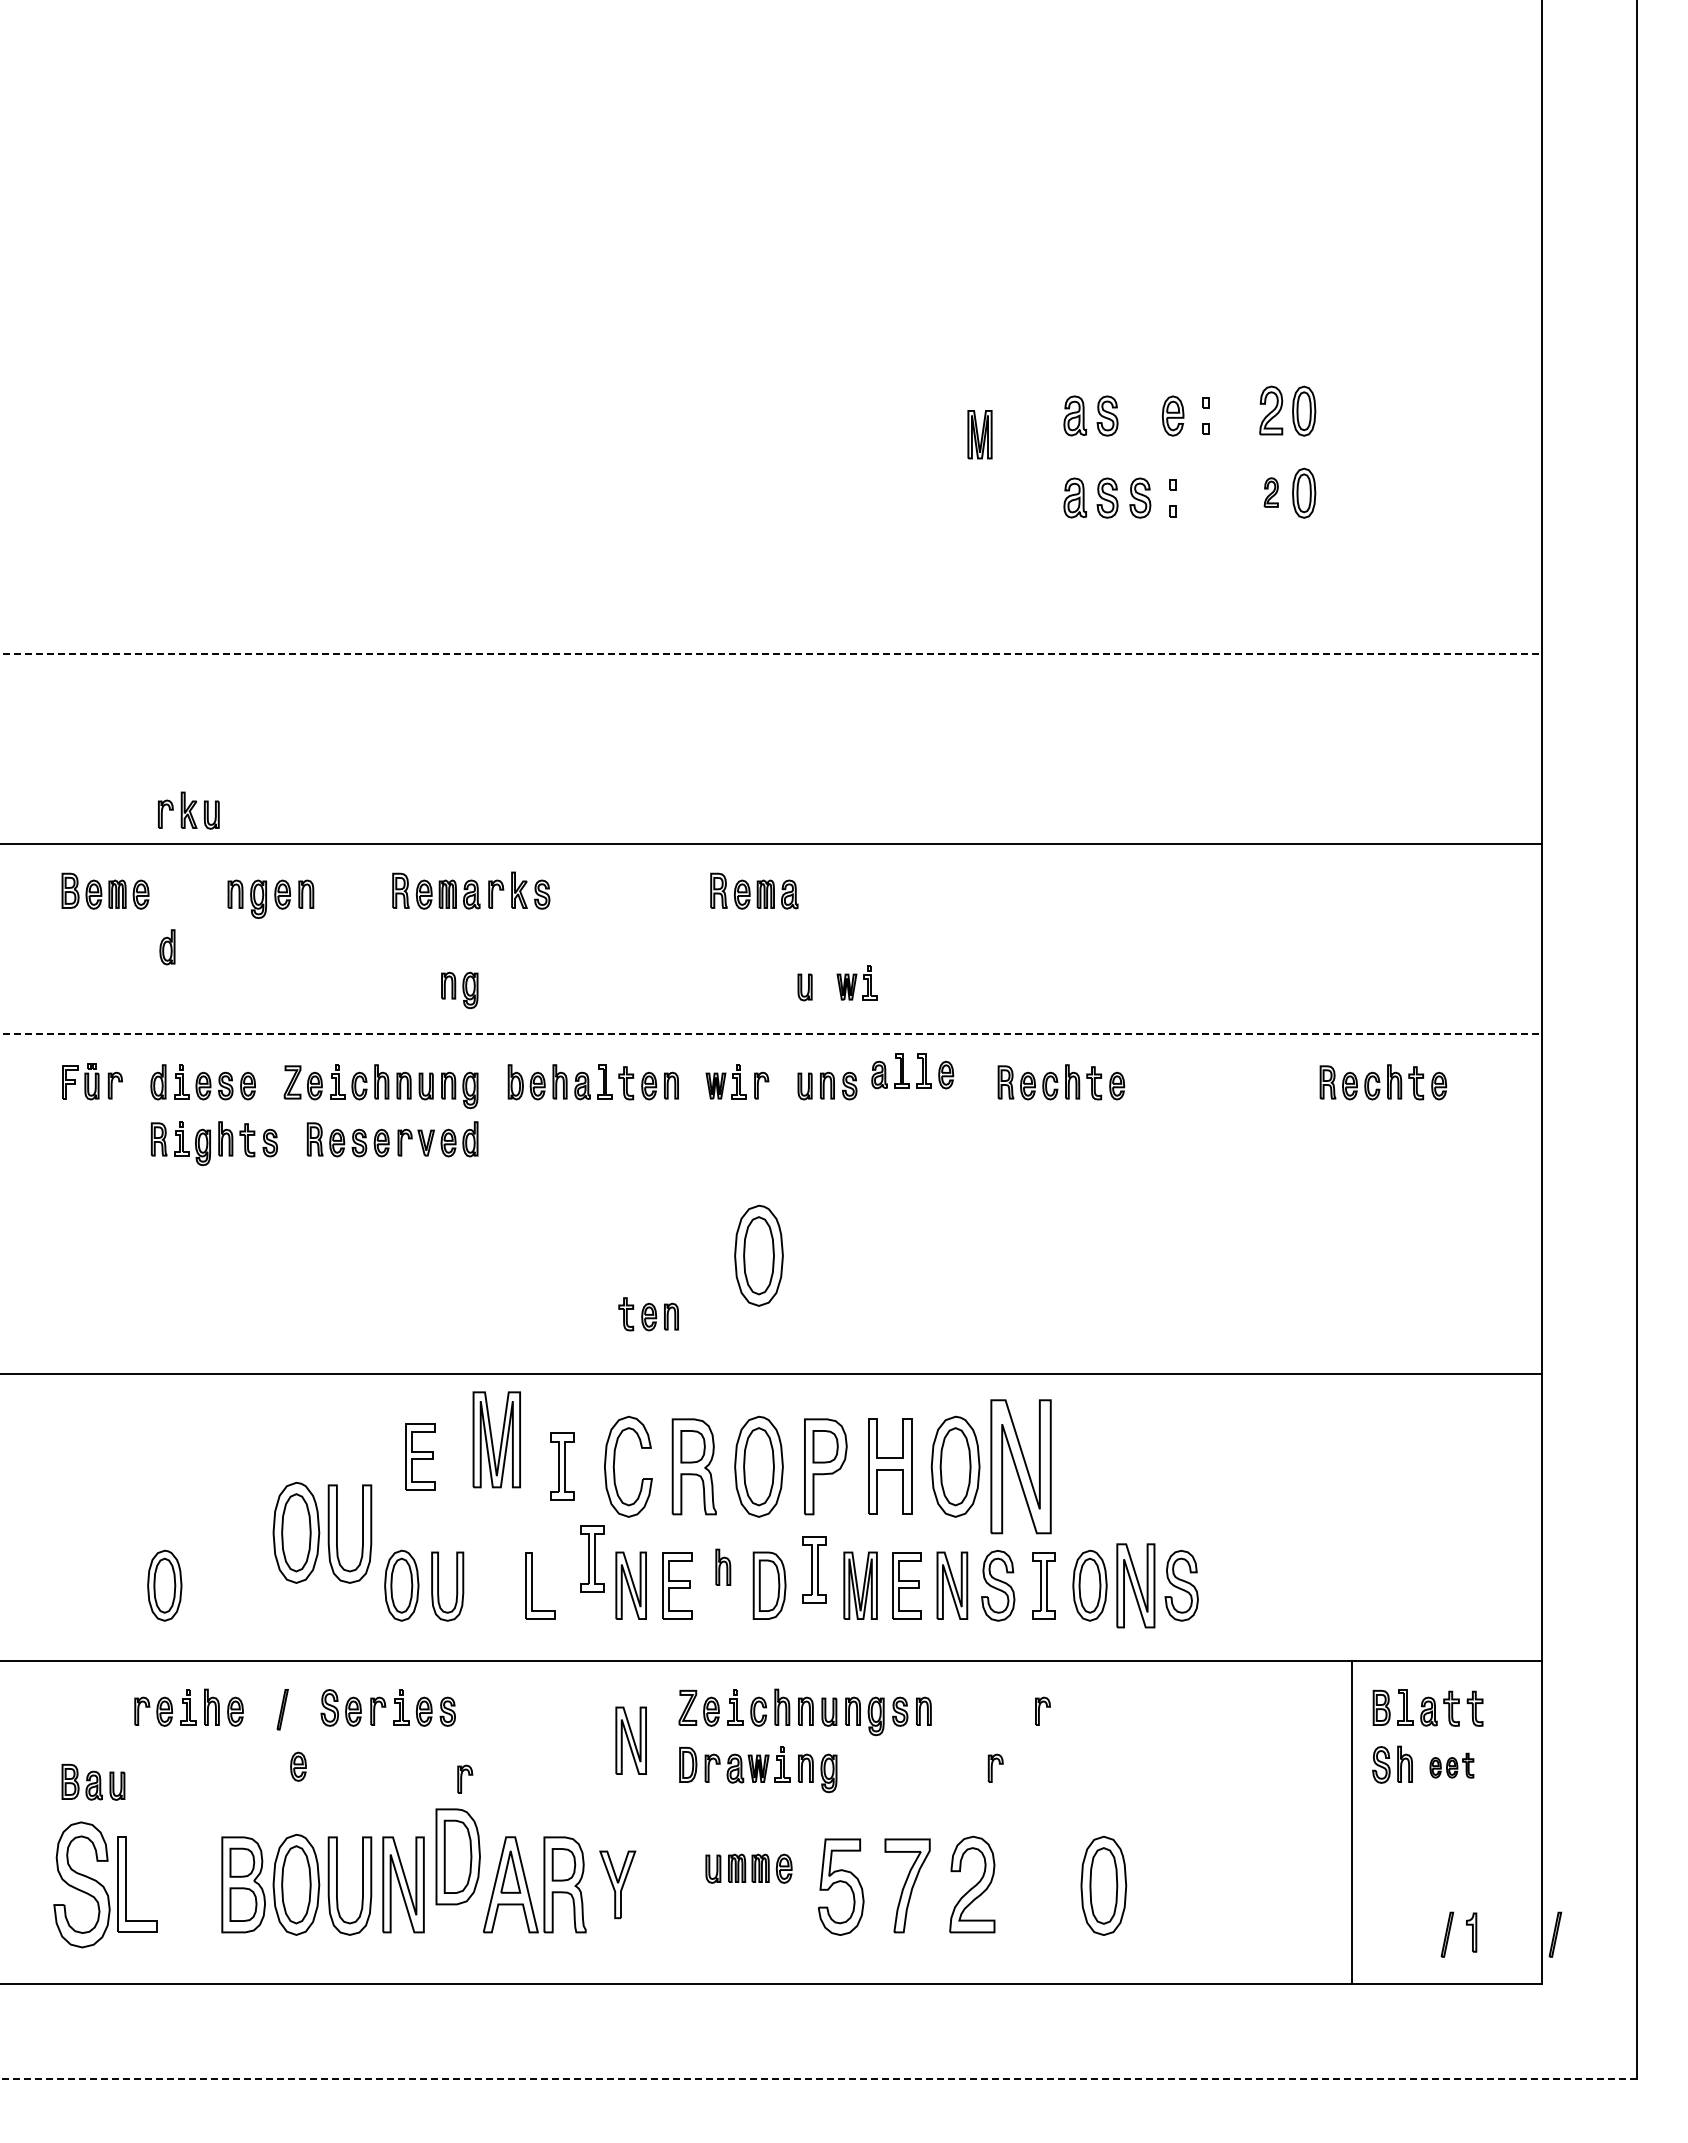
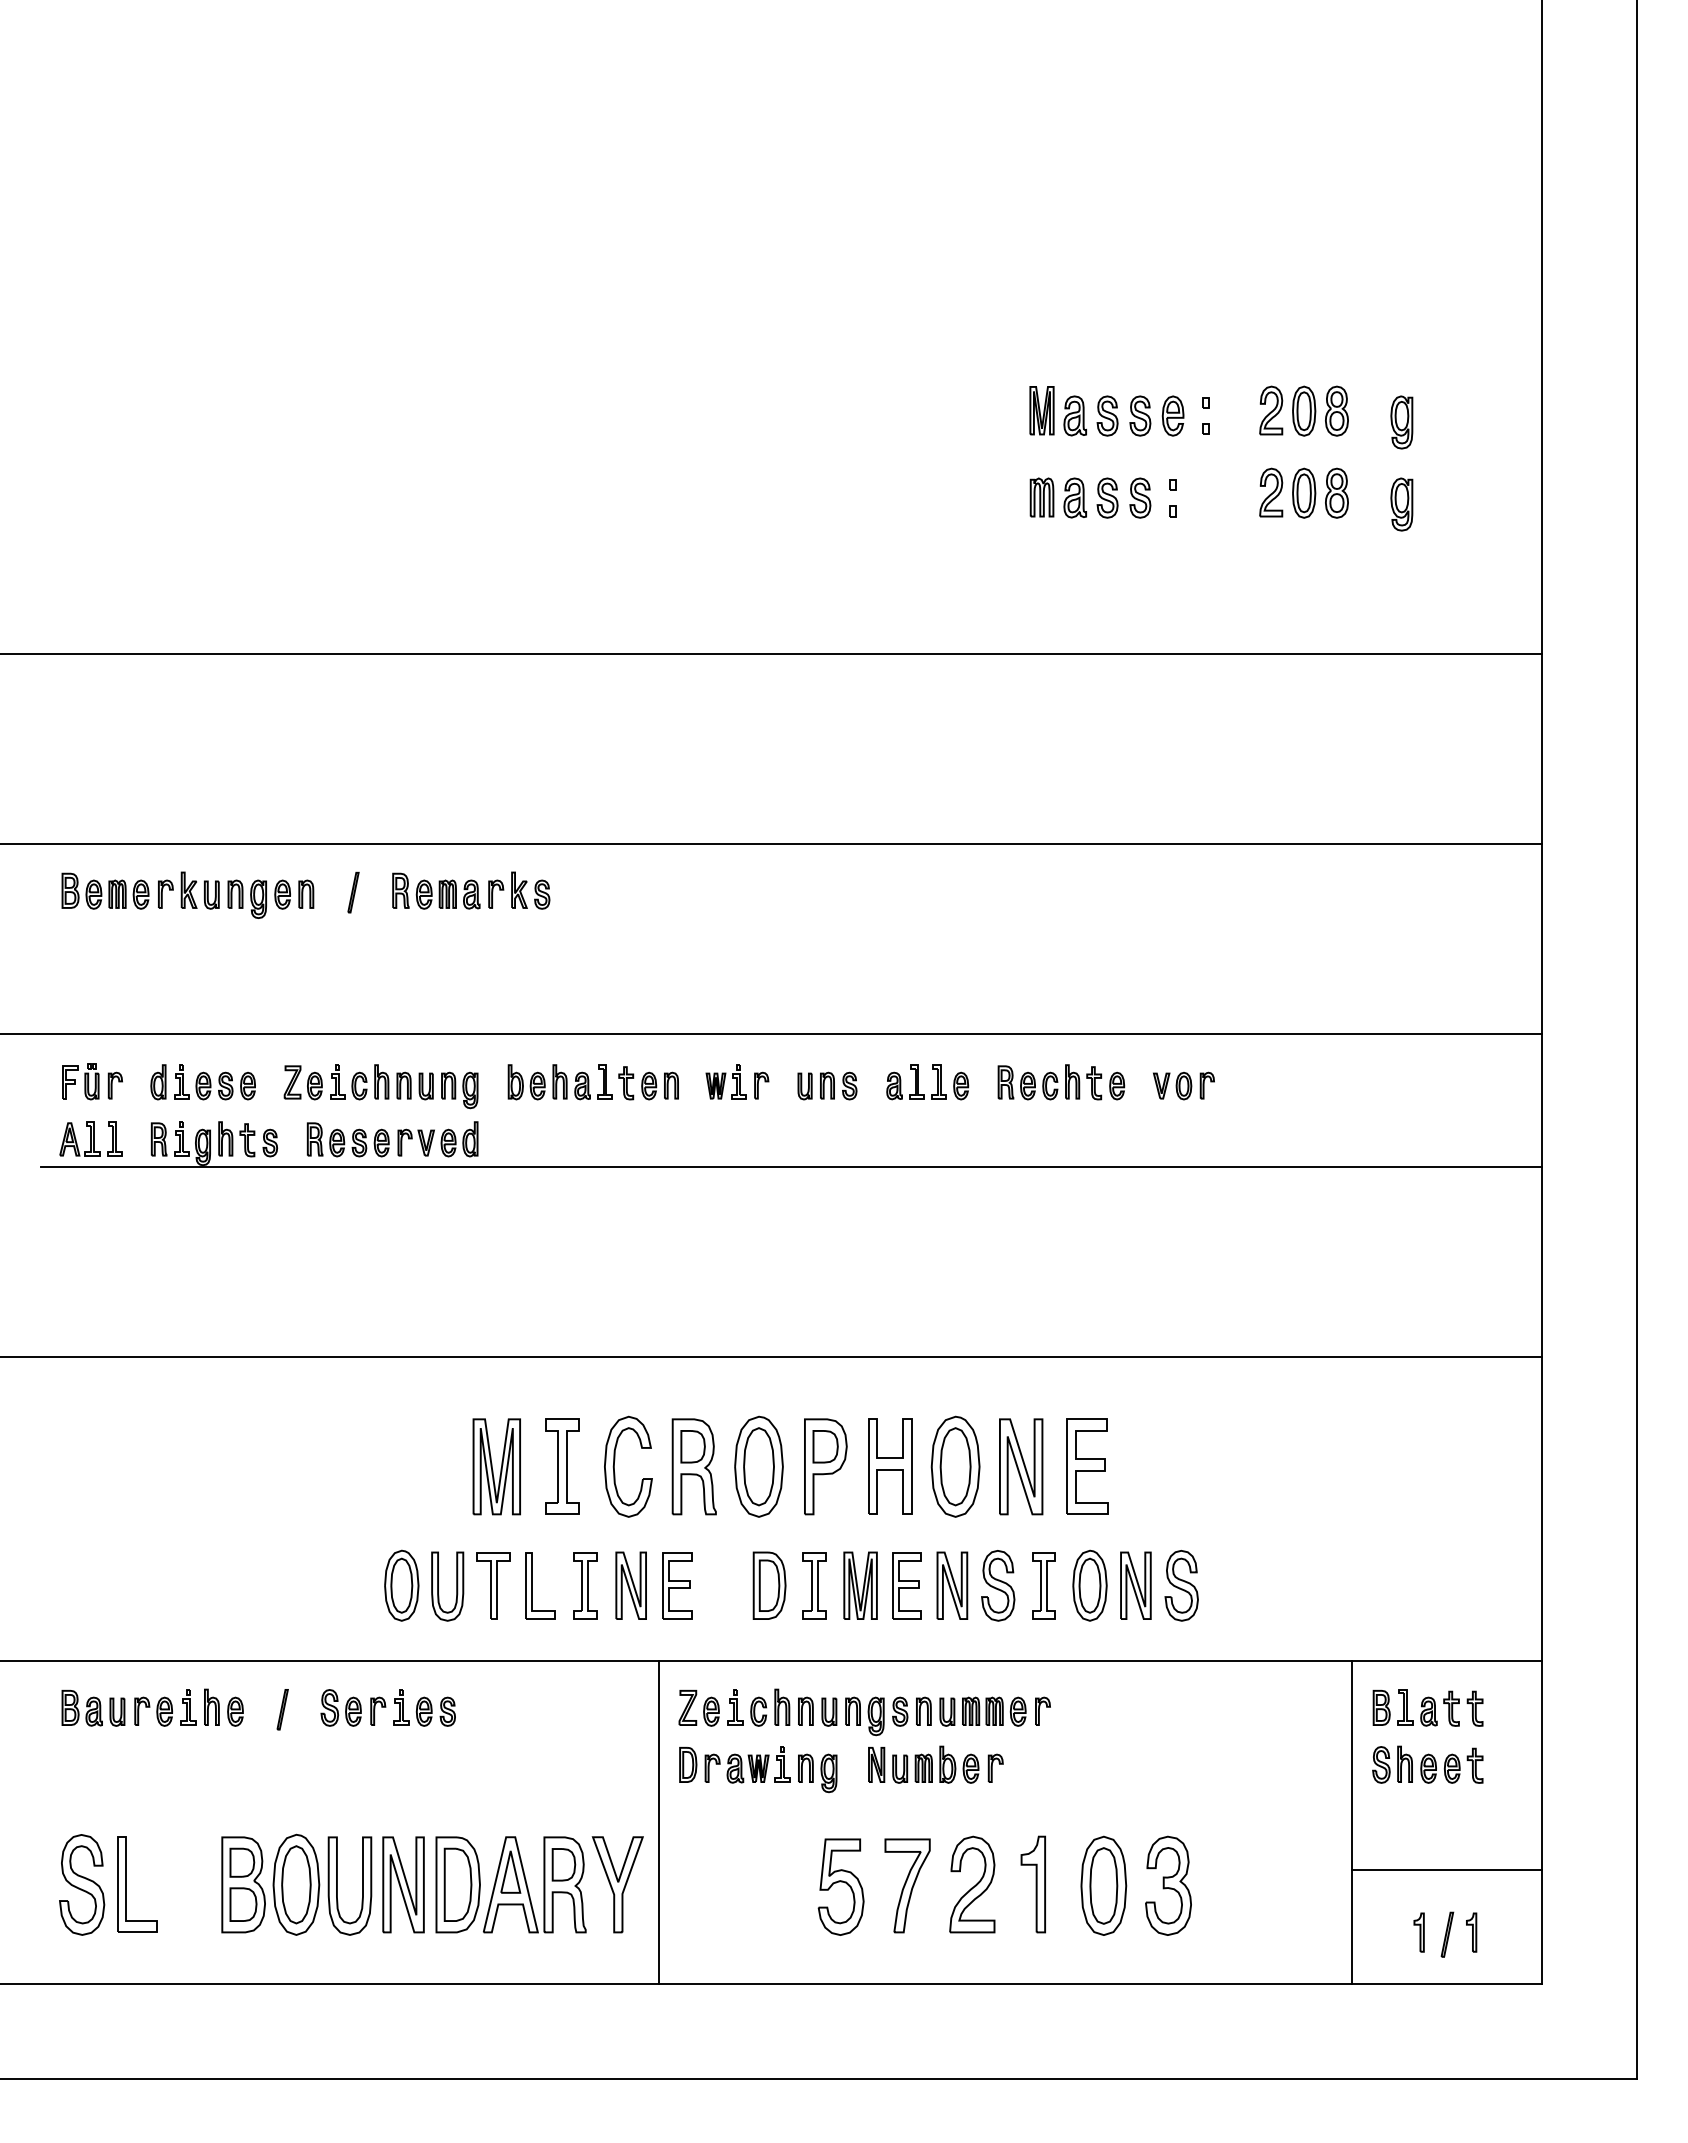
part: none -> present (1336, 410)
part: none -> present (1140, 415)
part: none -> present (1401, 422)
part position: (979, 434) -> (1041, 410) (1041, 410)
part size: 16x31 px -> 25x51 px (1271, 492)
part: none -> present (1336, 492)
part: none -> present (1041, 497)
part: none -> present (1401, 504)
line: dashed -> solid (771, 653)
part position: (188, 810) -> (188, 890) (188, 890)
part: present -> none (754, 890)
part: none -> present (353, 892)
part: present -> none (167, 947)
part: present -> none (856, 982)
part: present -> none (804, 987)
part: present -> none (459, 990)
line: dashed -> solid (771, 1033)
part position: (903, 1071) -> (918, 1082) (918, 1082)
part: present -> none (1383, 1082)
part: none -> present (1183, 1085)
part: none -> present (90, 1138)
line: none -> present (791, 1166)
part: present -> none (758, 1255)
part: present -> none (648, 1314)
line position: (772, 1373) -> (772, 1356) (772, 1356)
part position: (496, 1439) -> (496, 1466) (496, 1466)
part: present -> none (420, 1456)
part size: 25x69 px -> 35x97 px (562, 1466)
part size: 62x136 px -> 45x98 px (1021, 1466)
part: none -> present (1087, 1466)
part: present -> none (322, 1532)
part position: (592, 1558) -> (585, 1585) (585, 1585)
part: present -> none (723, 1566)
part position: (814, 1569) -> (814, 1585) (814, 1585)
part: present -> none (164, 1585)
part: none -> present (493, 1585)
part size: 40x86 px -> 32x69 px (1135, 1585)
part: present -> none (630, 1740)
part: none -> present (923, 1764)
part size: 46x27 px -> 64x37 px (1451, 1765)
part: present -> none (298, 1766)
part: present -> none (465, 1778)
part position: (93, 1781) -> (93, 1707) (93, 1707)
line: none -> present (658, 1821)
part position: (457, 1856) -> (457, 1884) (457, 1884)
part position: (748, 1868) -> (982, 1711) (982, 1711)
line: none -> present (1447, 1869)
part size: 58x128 px -> 47x102 px (82, 1884)
part size: 38x70 px -> 53x98 px (617, 1884)
part: none -> present (1032, 1884)
part: none -> present (1168, 1885)
part: none -> present (1418, 1932)
part: present -> none (1555, 1934)
line: dashed -> solid (819, 2078)
